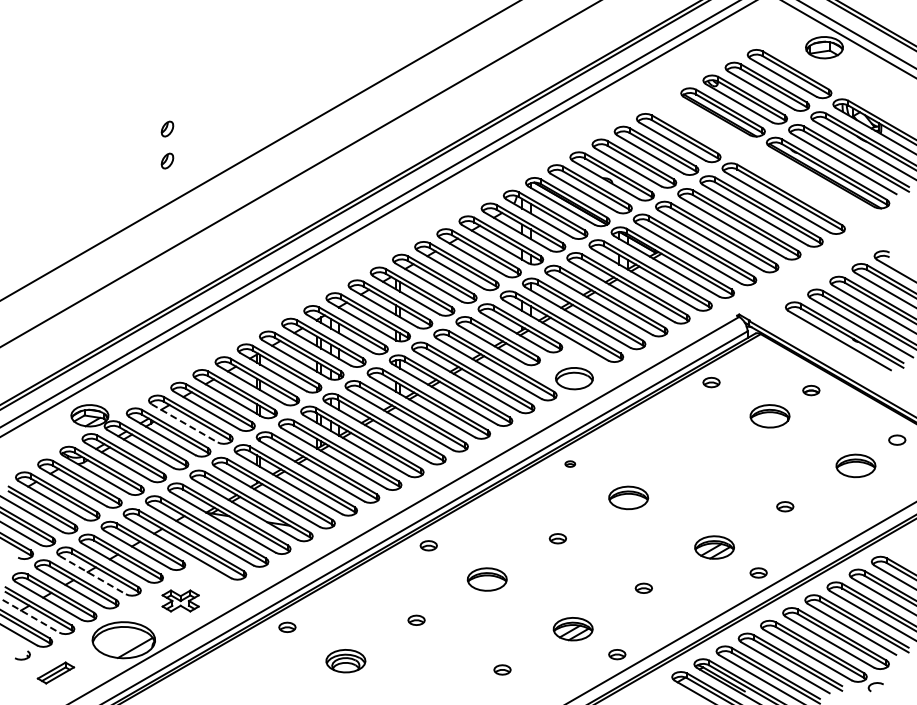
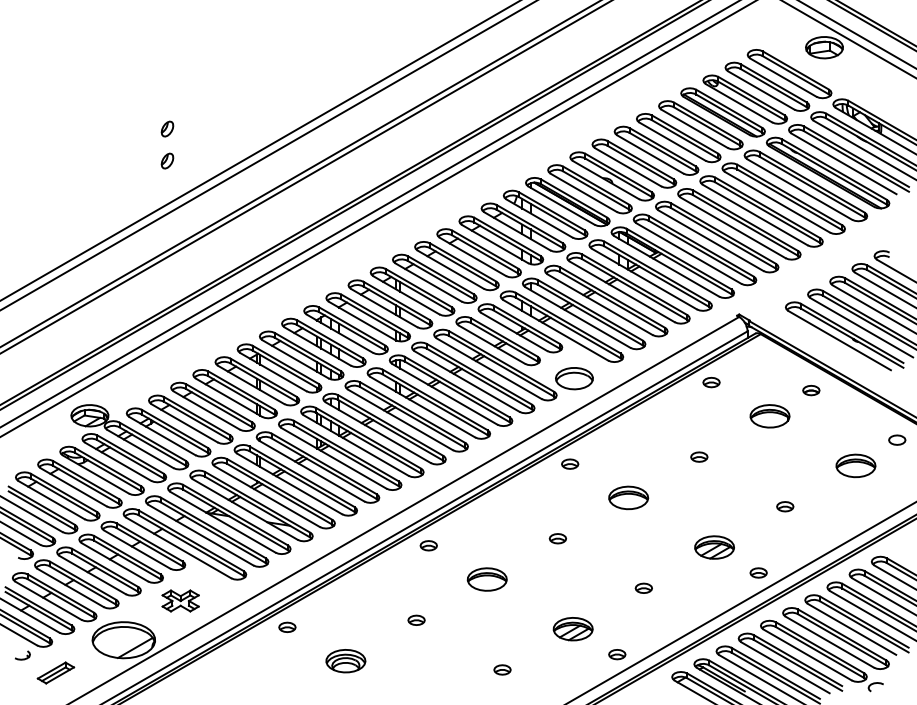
line: none -> present (268, 155)
part: none -> present (763, 161)
line: none -> present (305, 177)
line: dashed -> solid (185, 423)
part: none -> present (699, 456)
part size: 13x8 px -> 19x12 px (570, 463)
line: dashed -> solid (93, 575)
line: dashed -> solid (30, 615)
